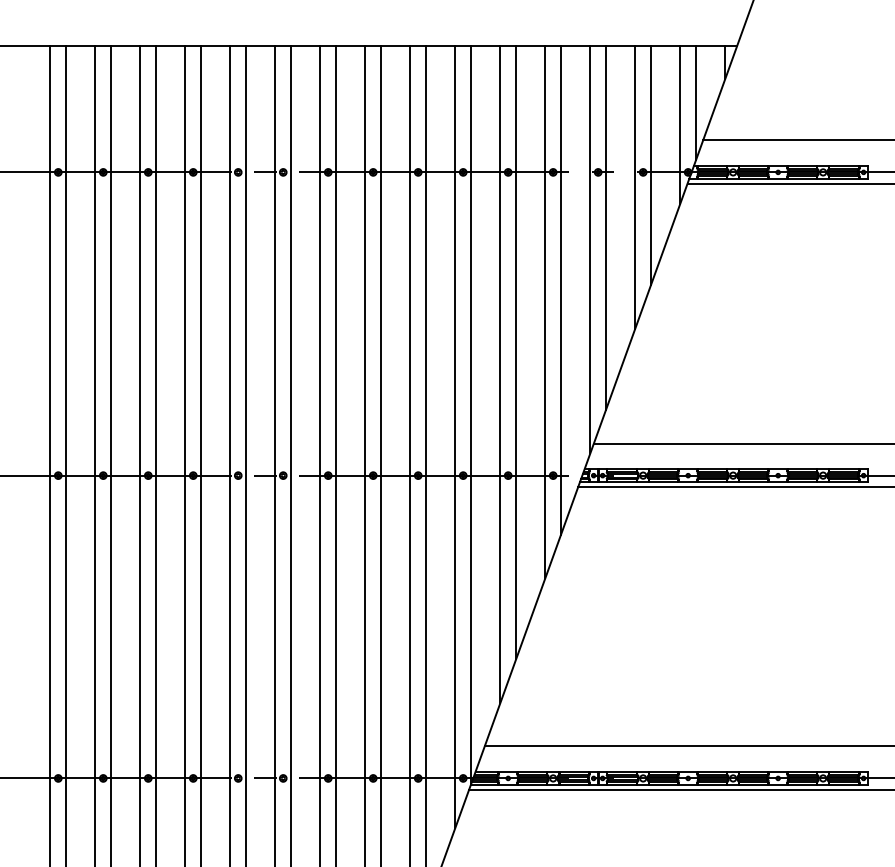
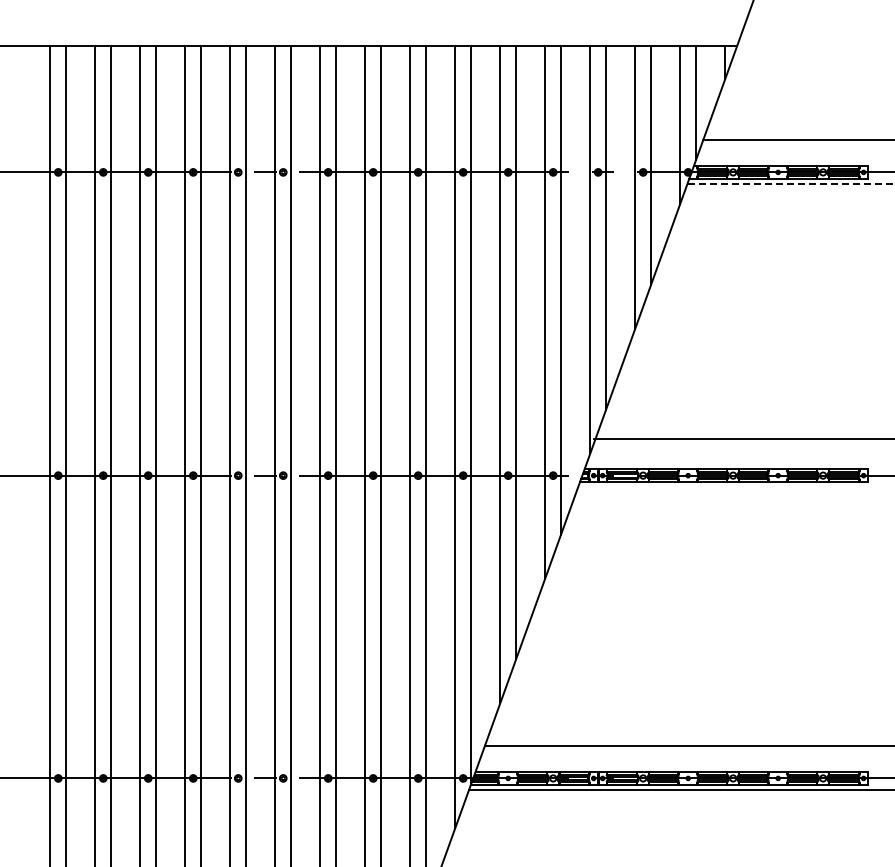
line: solid -> dashed (791, 183)
line position: (742, 443) -> (742, 438) (742, 438)
line: present -> none (734, 486)
